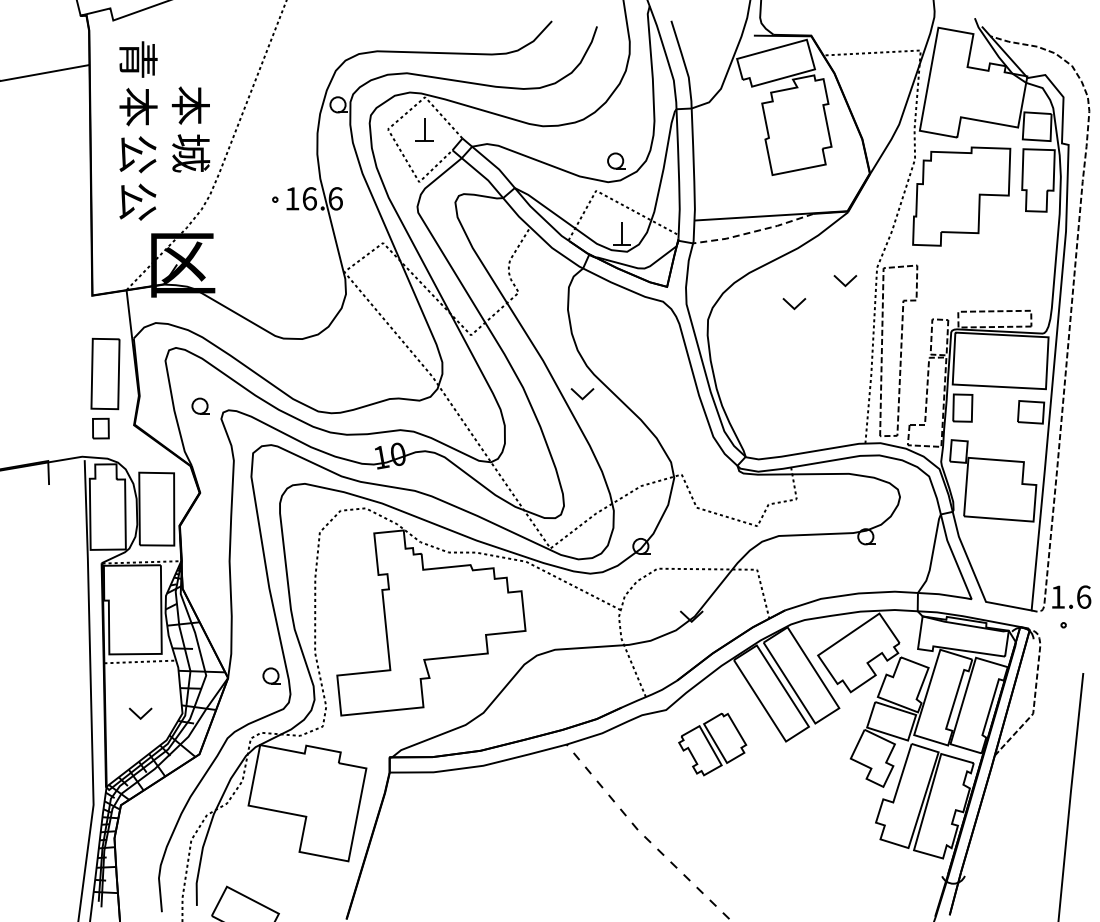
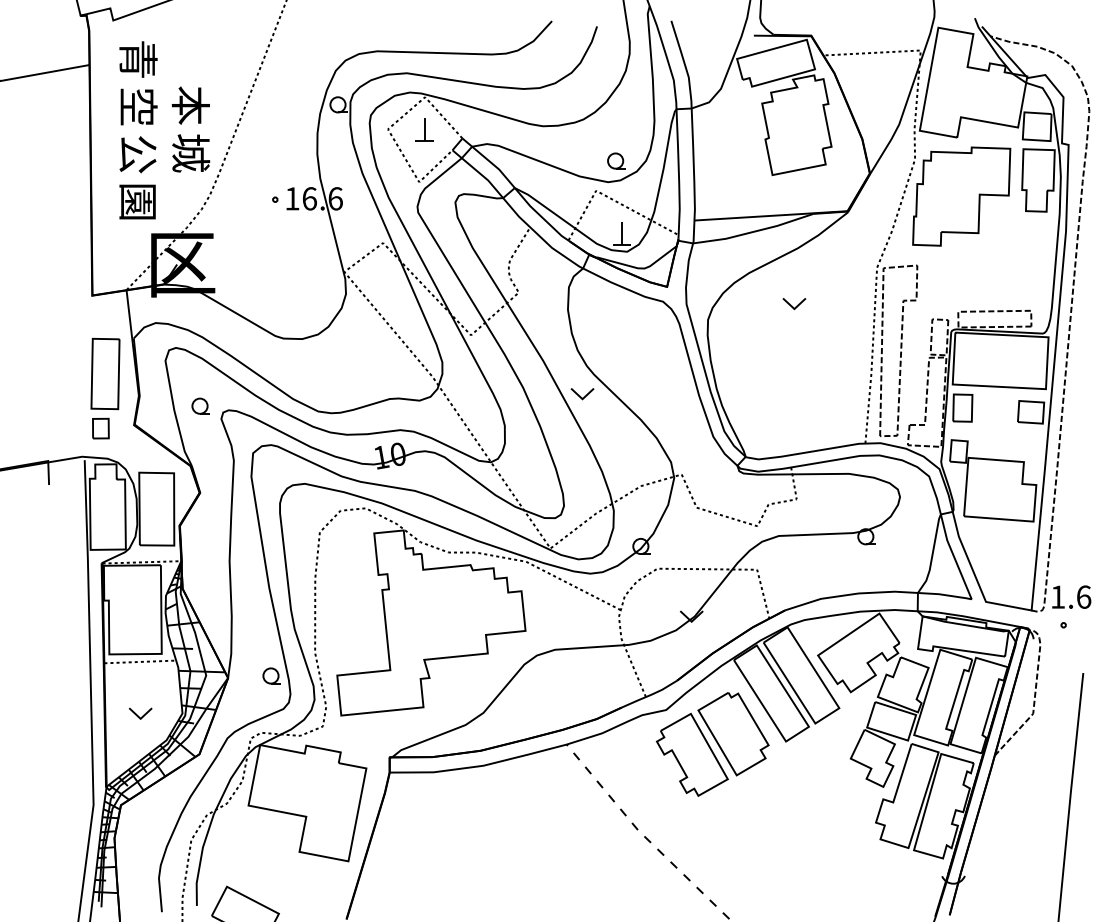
text: 本 -> 空 (137, 106)
text: 公 -> 園 (137, 201)
line: dashed -> solid (754, 231)
part: present -> none (845, 281)
part size: 70x65 px -> 115x105 px (712, 744)
